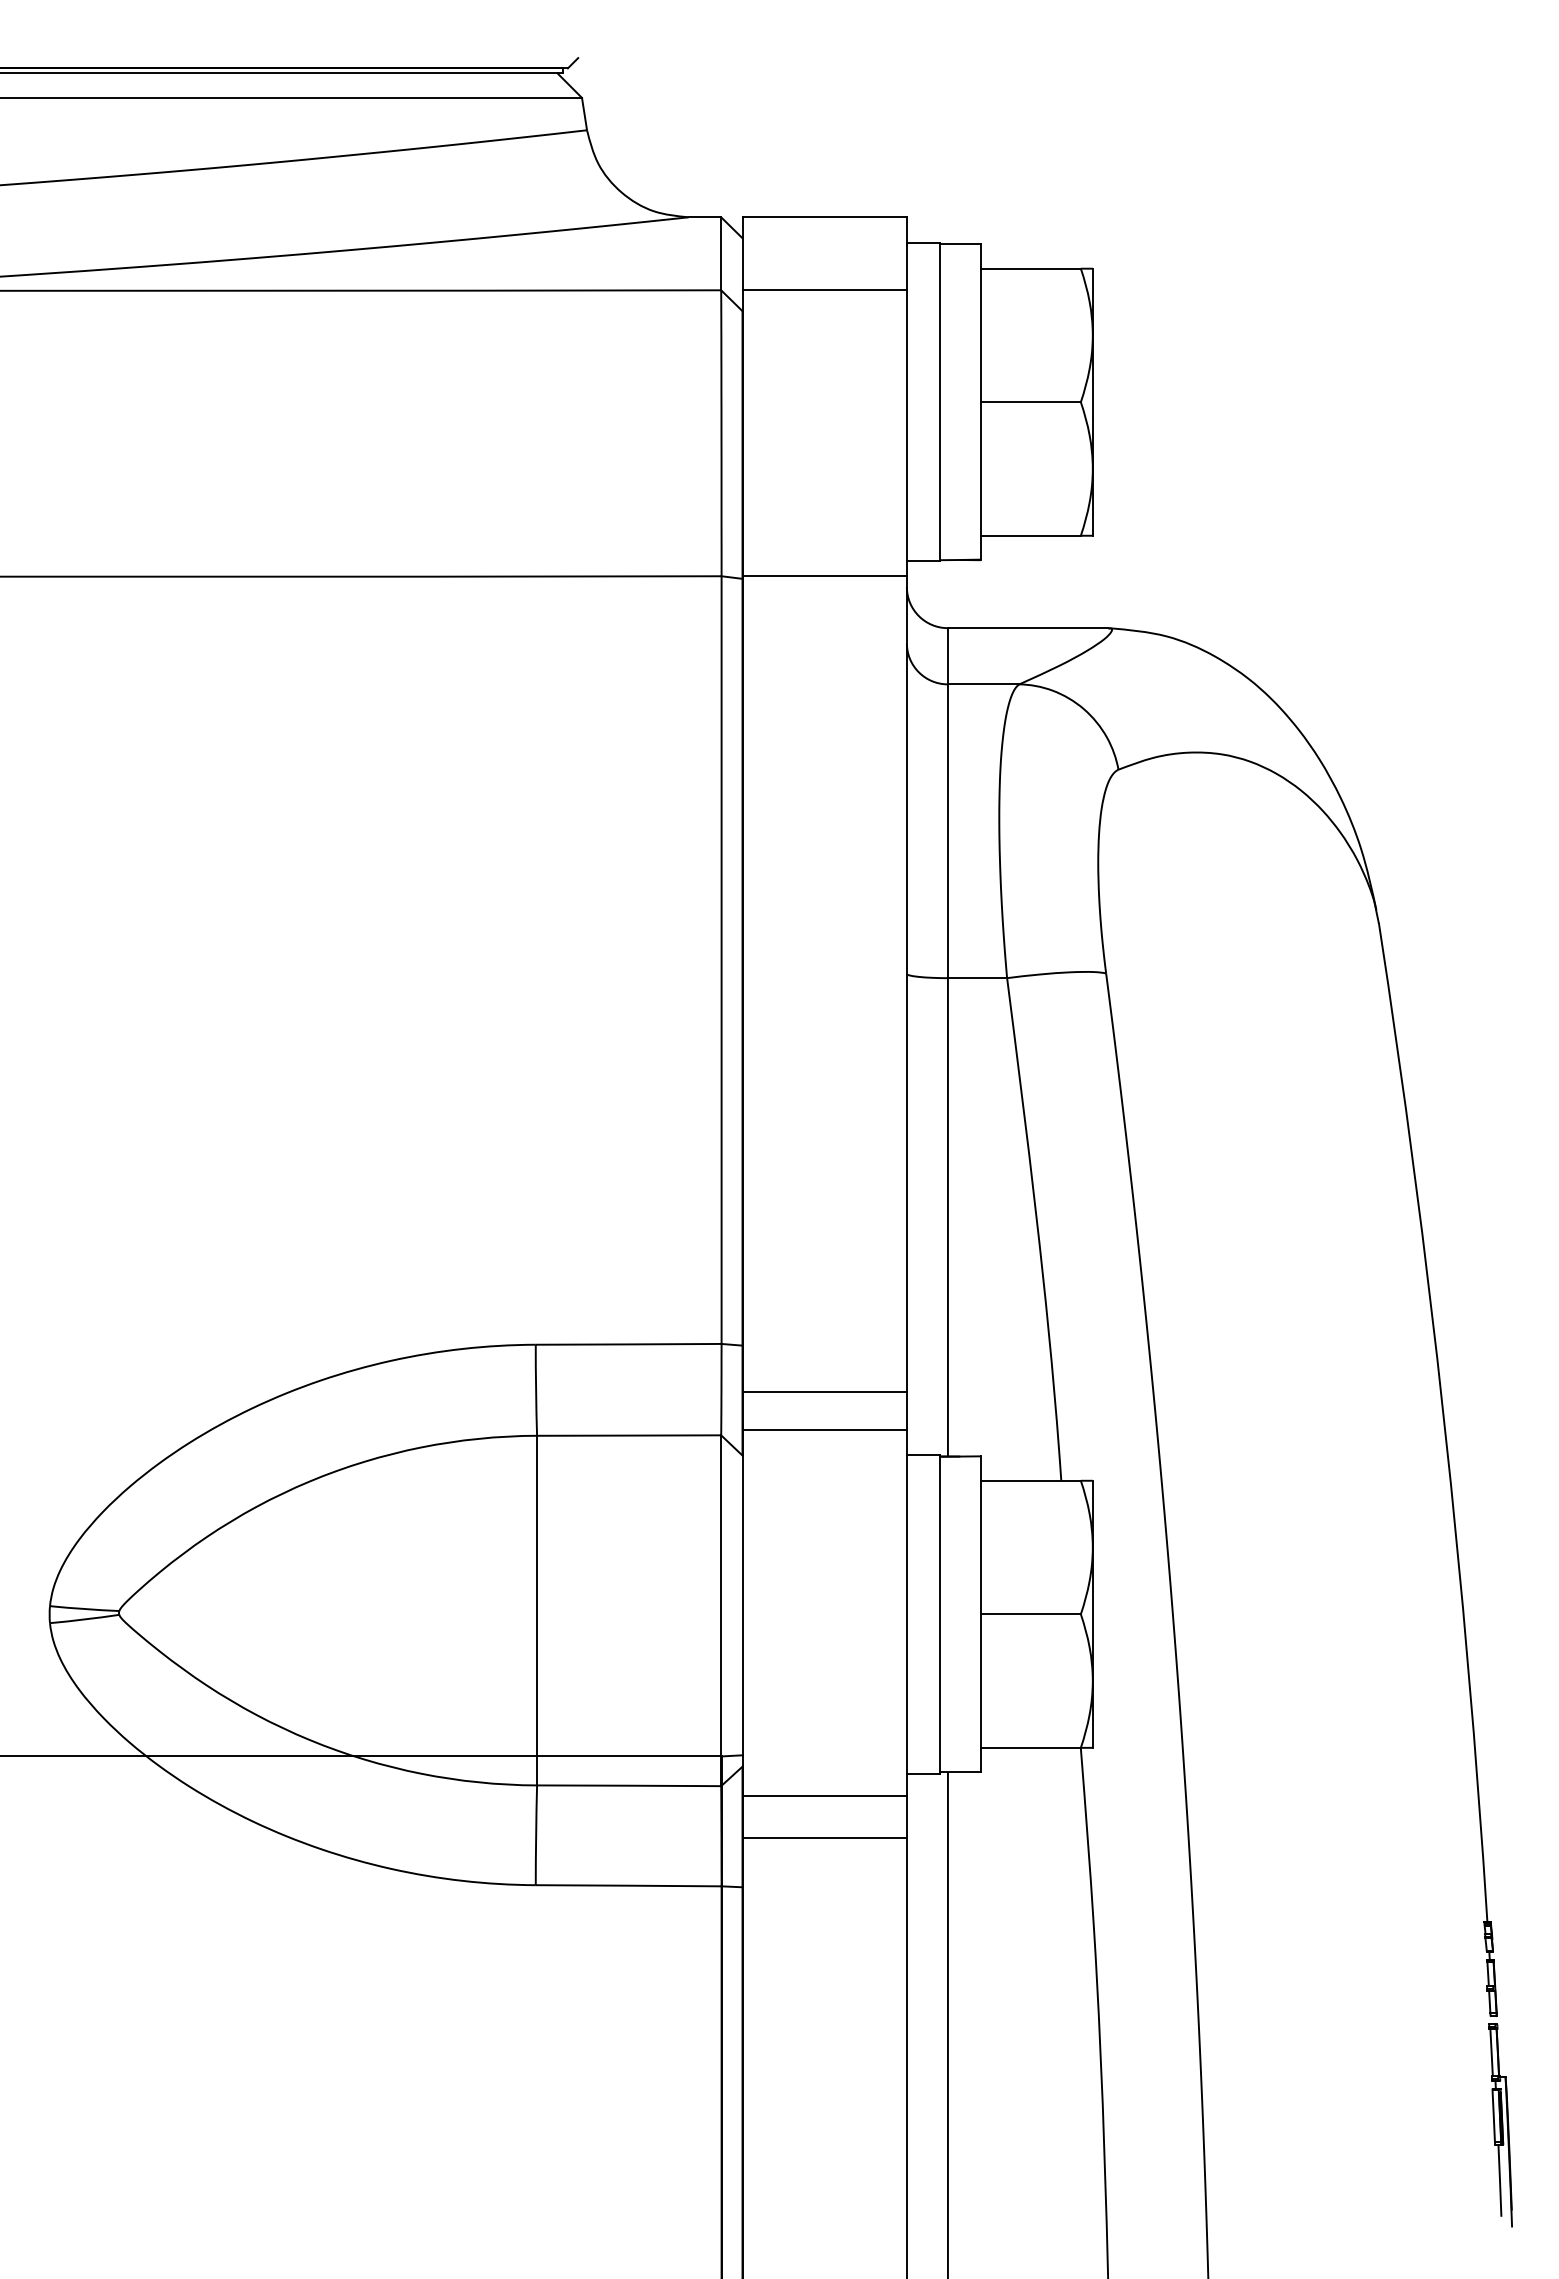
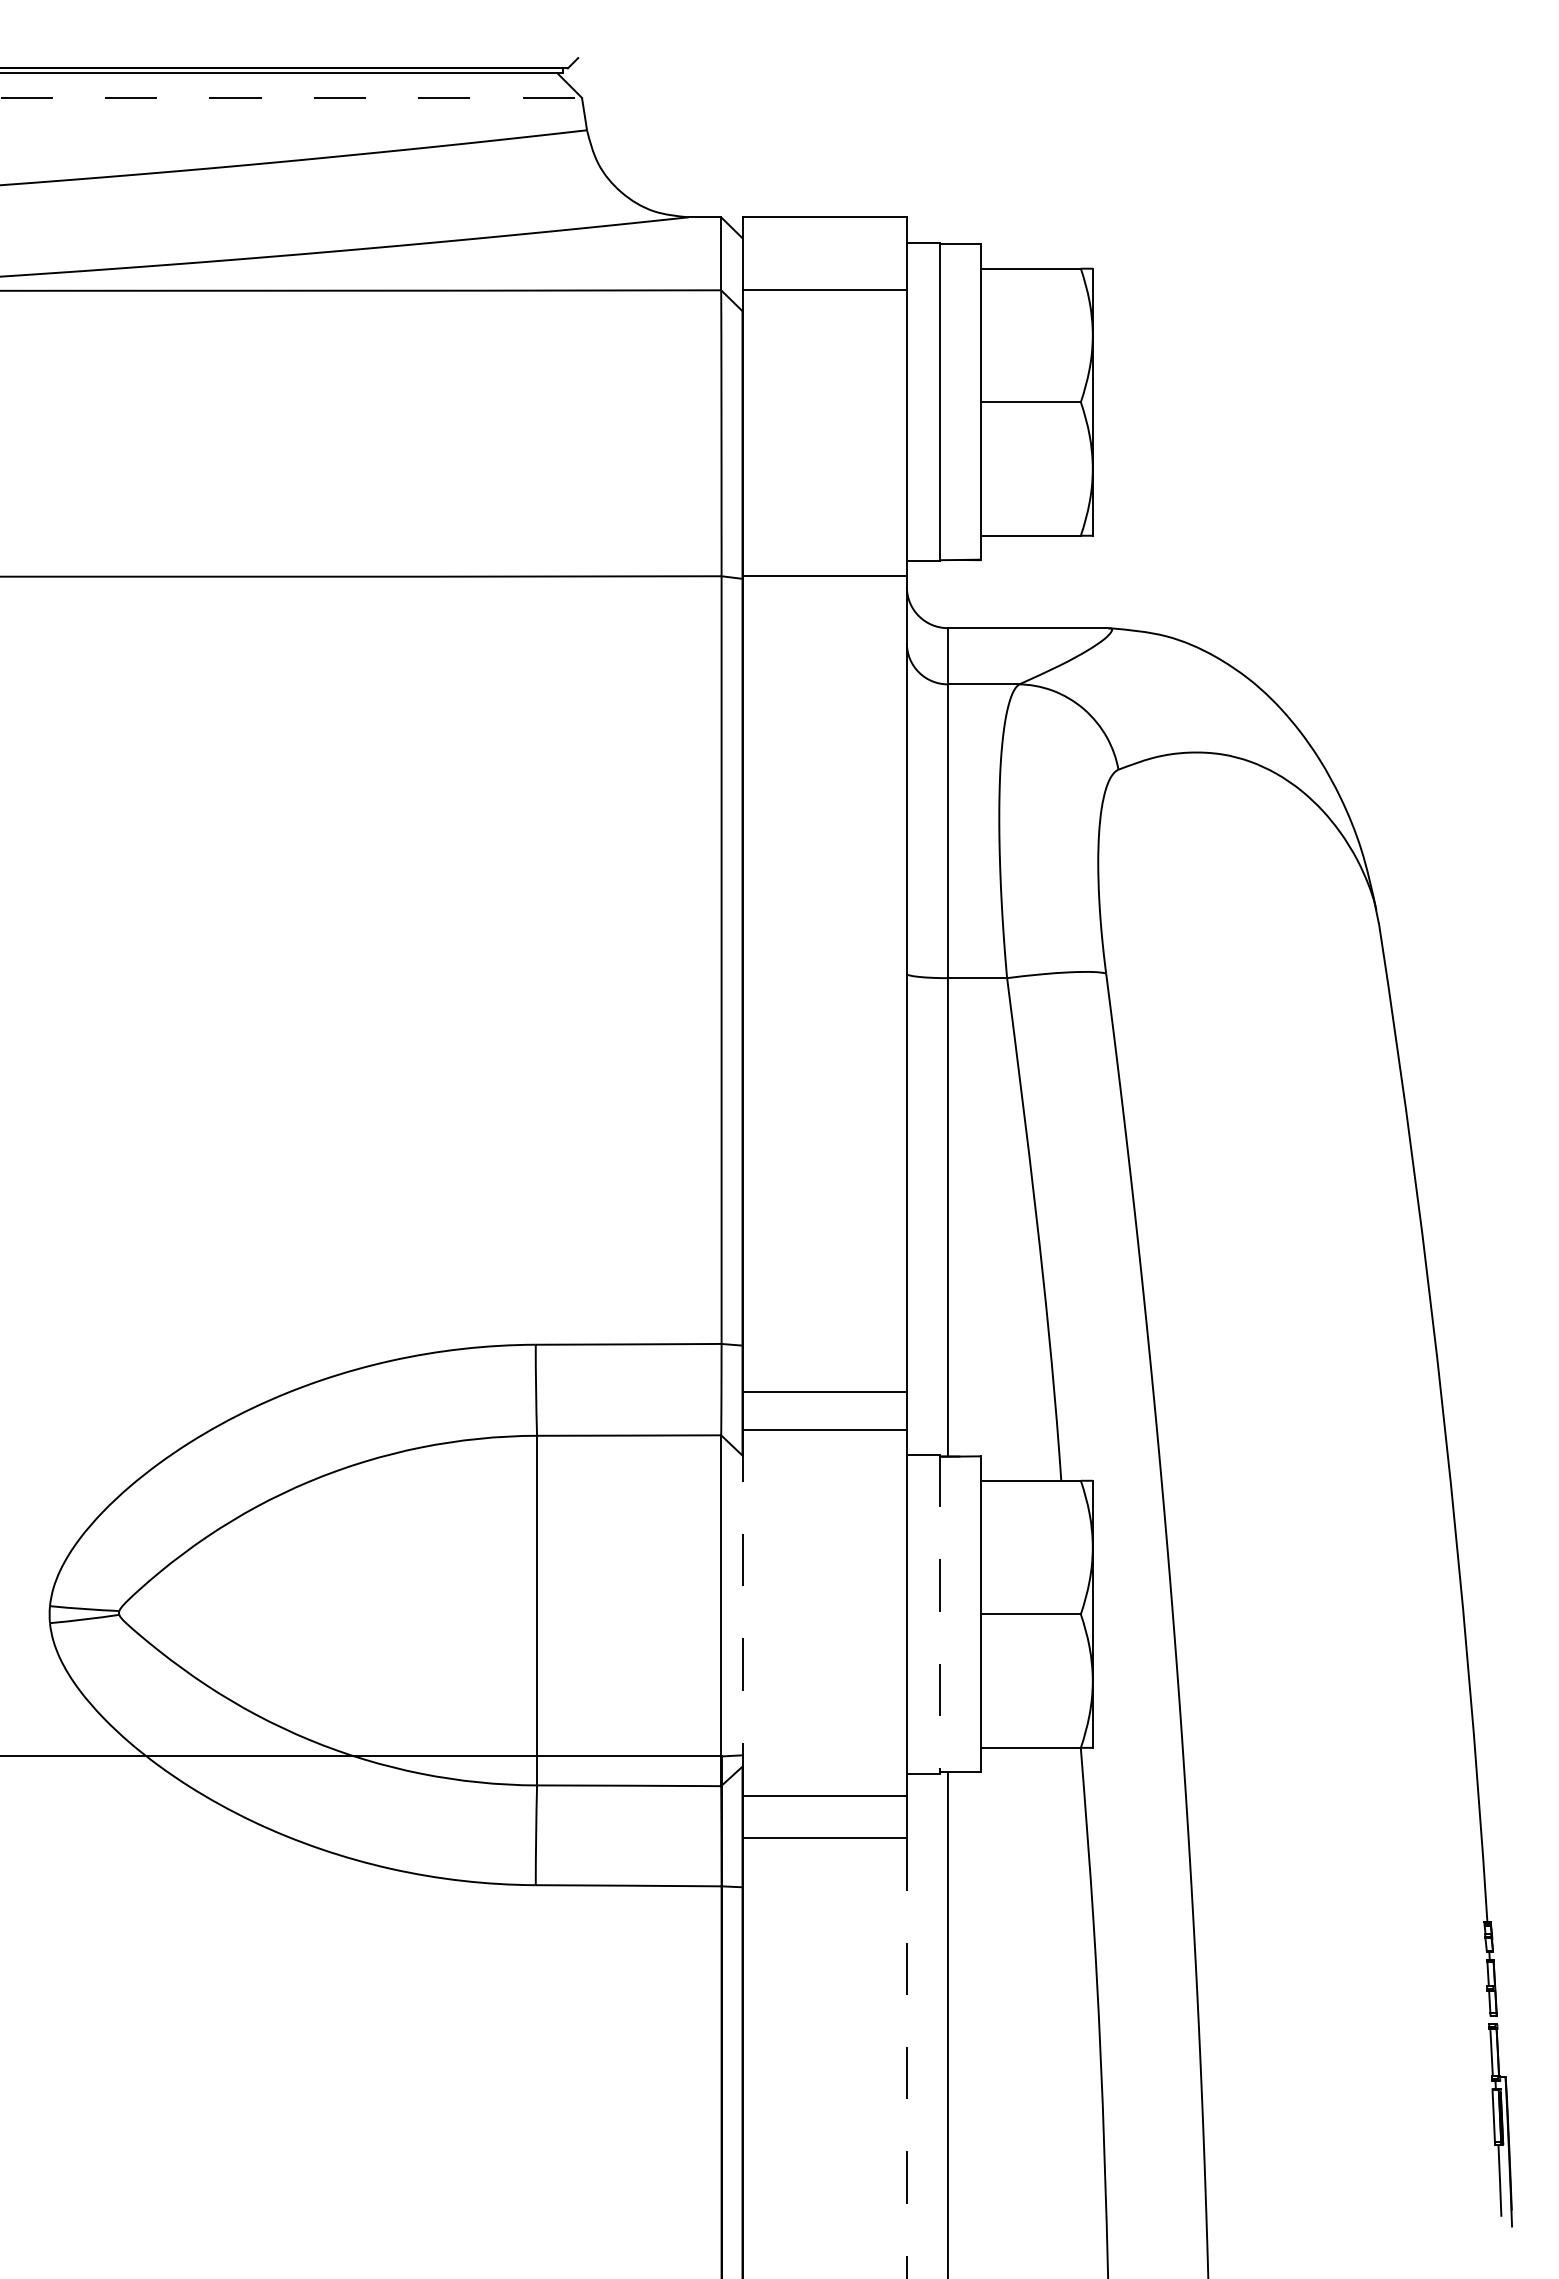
line: solid -> dashed (291, 97)
line: solid -> dashed (742, 1613)
line: solid -> dashed (939, 1614)
line: solid -> dashed (906, 2058)
